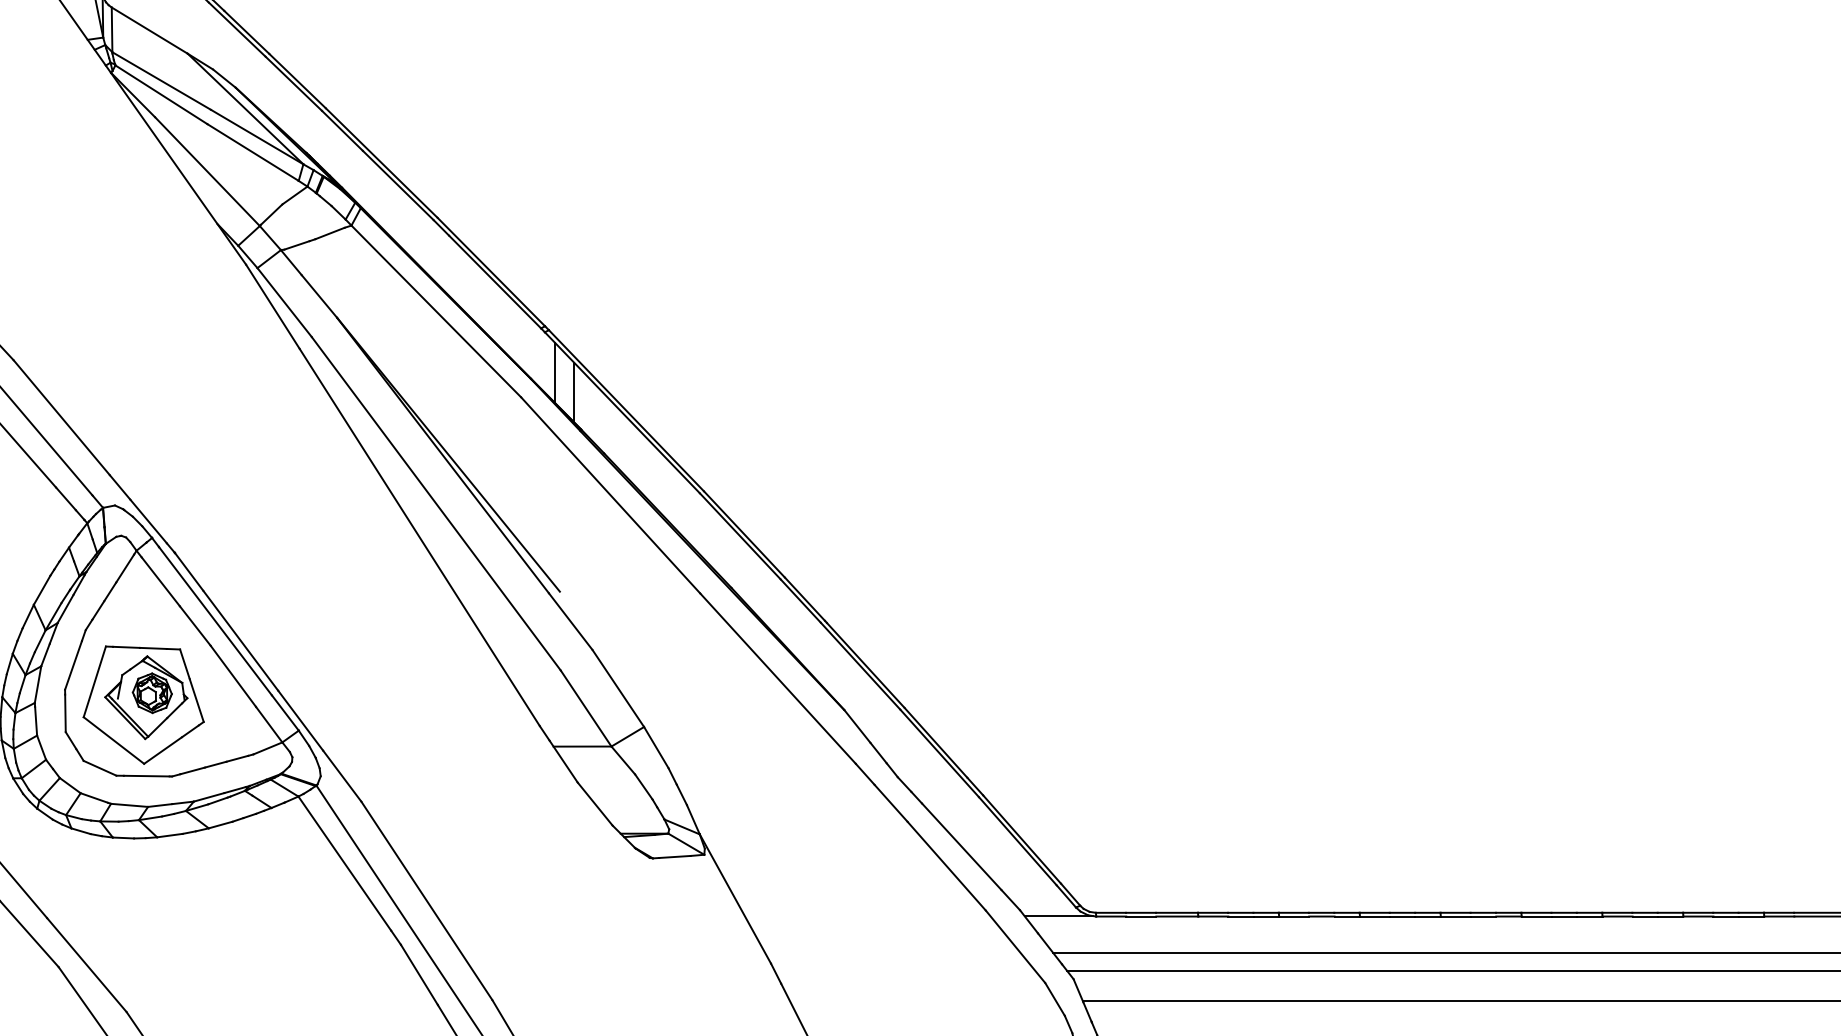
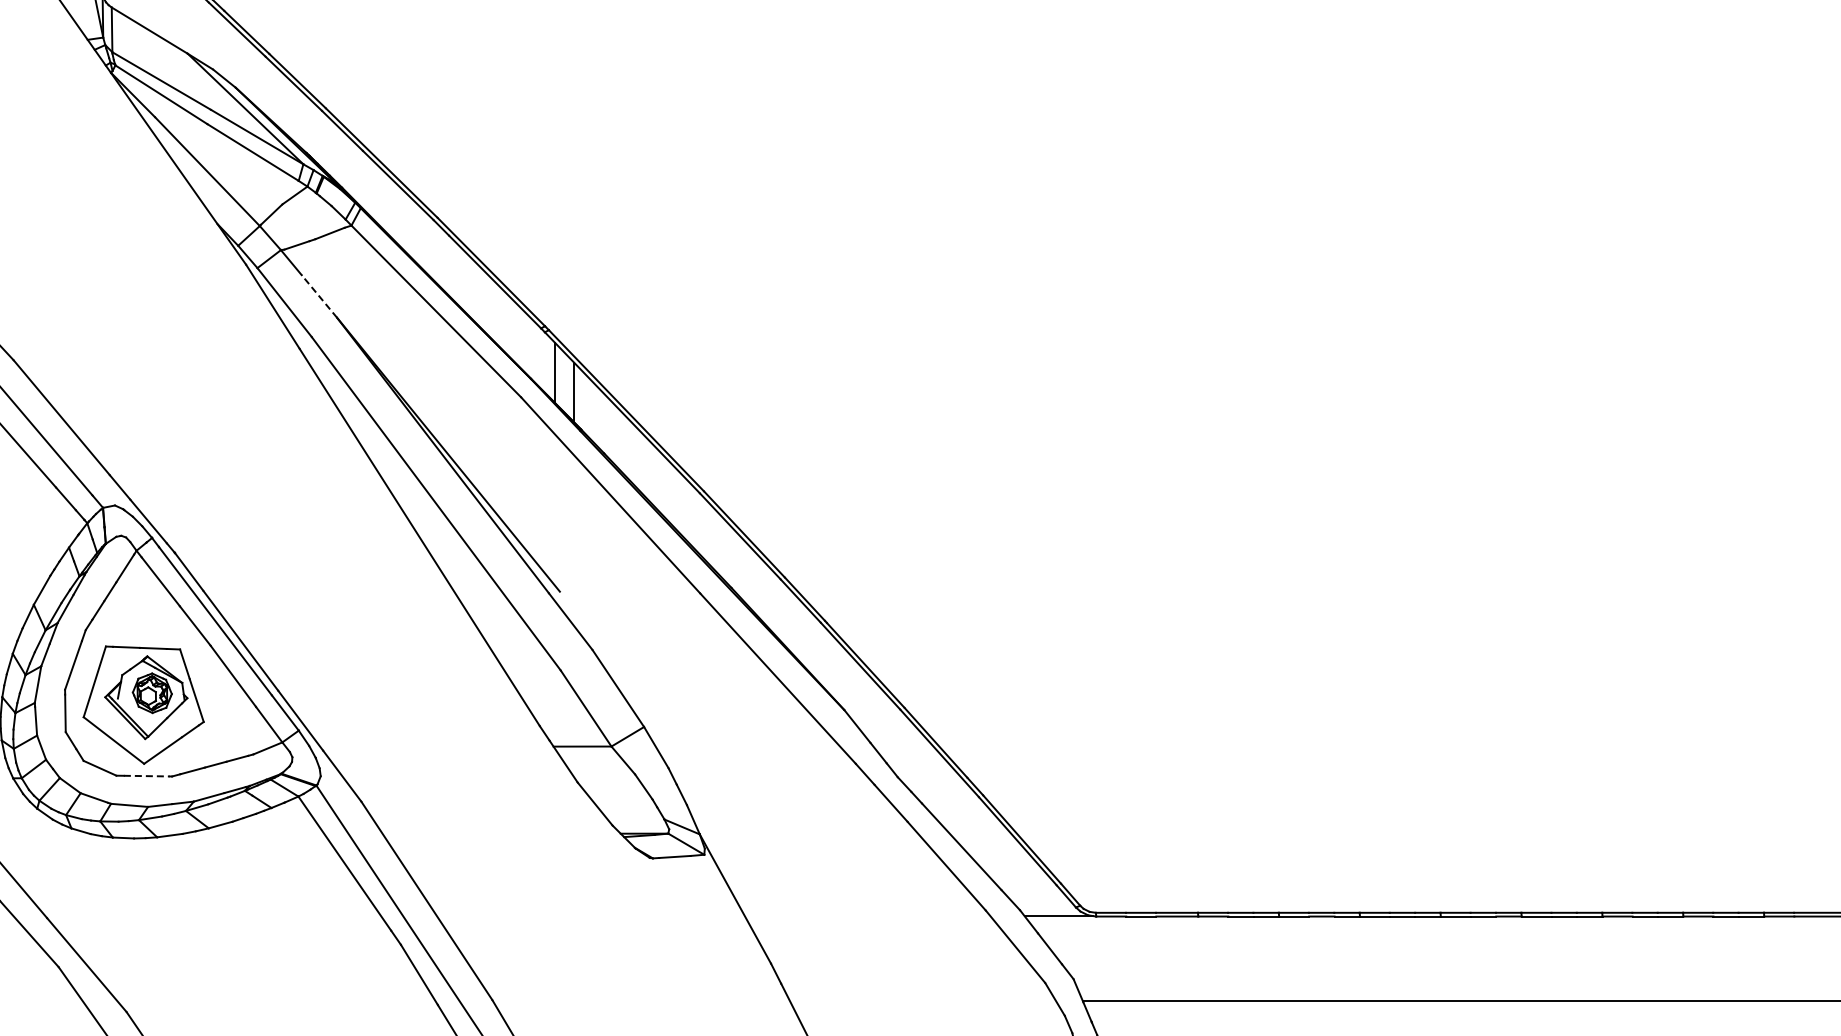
line: solid -> dashed (319, 296)
line: solid -> dashed (146, 776)
line: present -> none (1445, 953)
line: present -> none (1451, 970)
